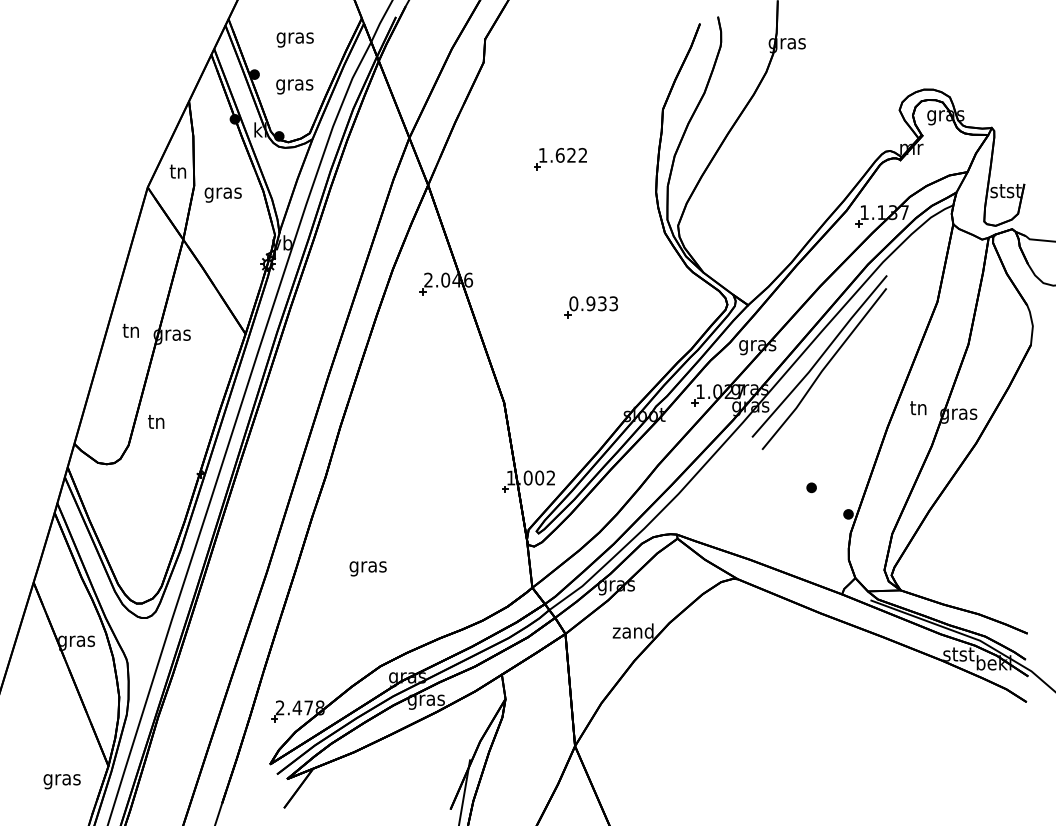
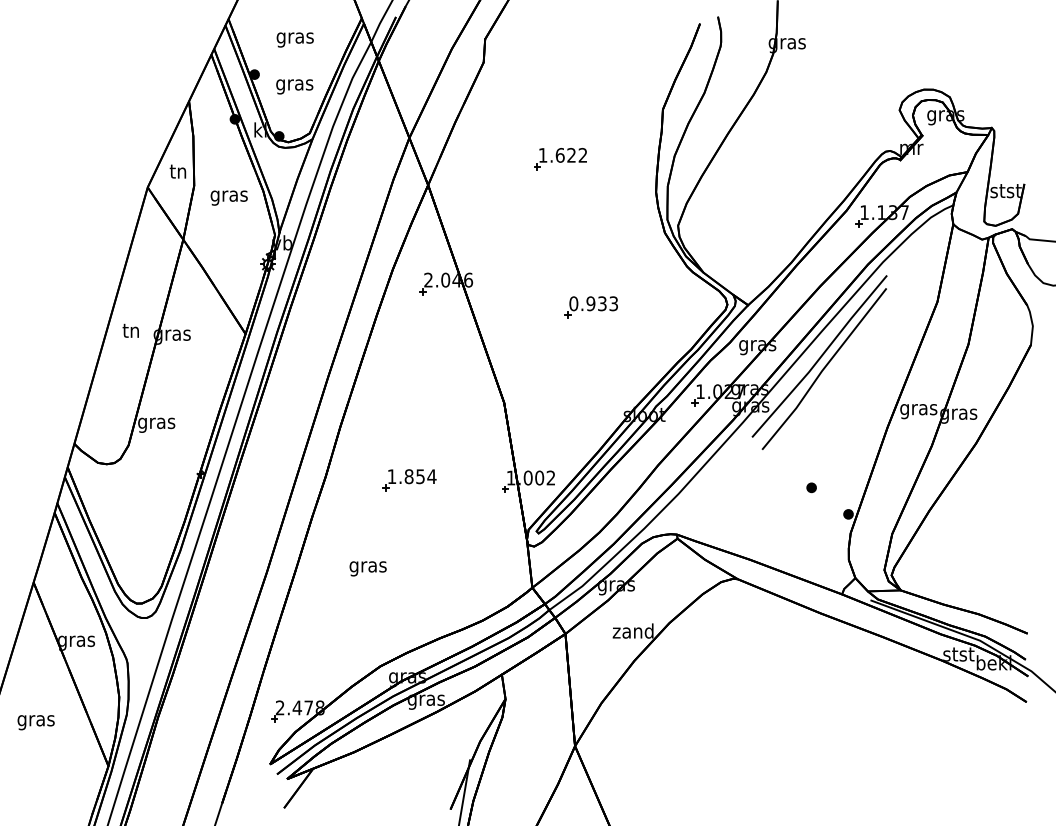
text position: (222, 194) -> (228, 197) (228, 197)
text: tn -> gras (918, 410)
text: tn -> gras (156, 423)
part: none -> present (409, 480)
text position: (61, 781) -> (35, 722) (35, 722)
